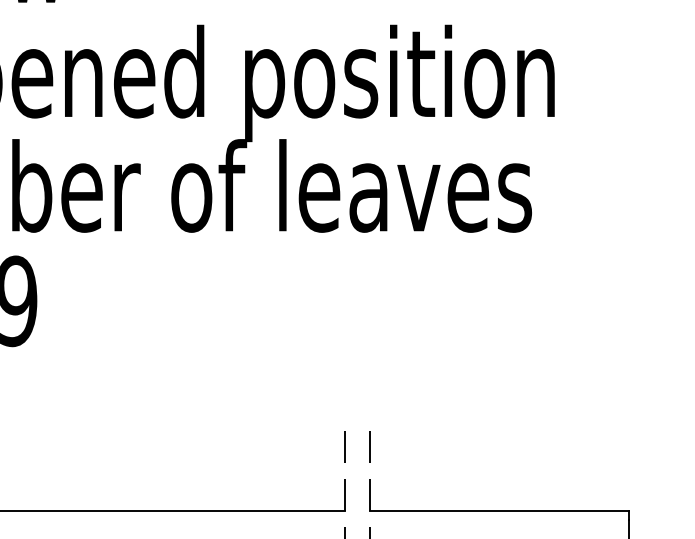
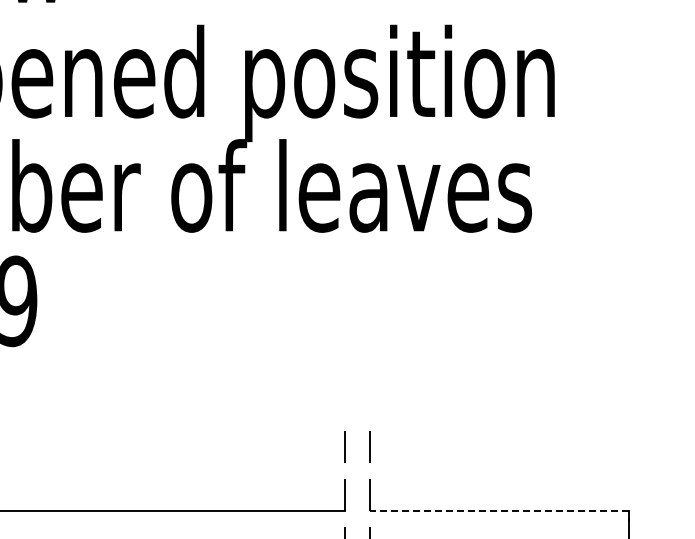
line: solid -> dashed (499, 510)
